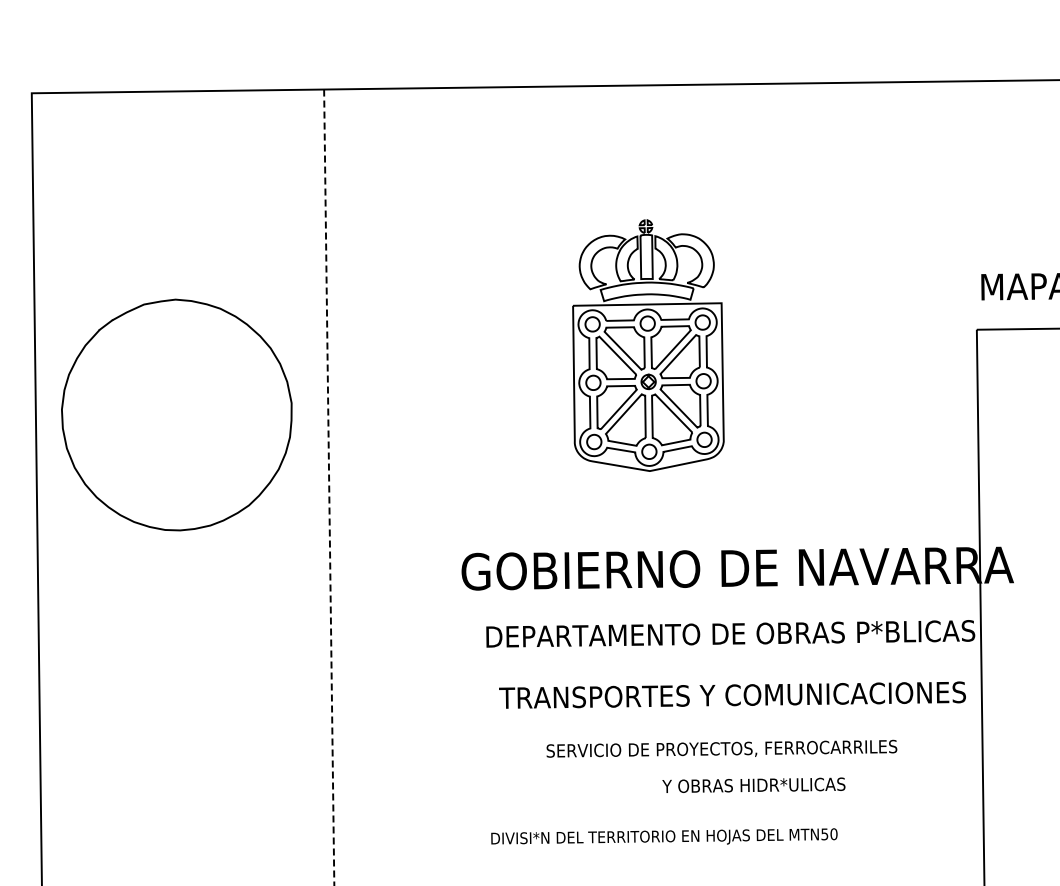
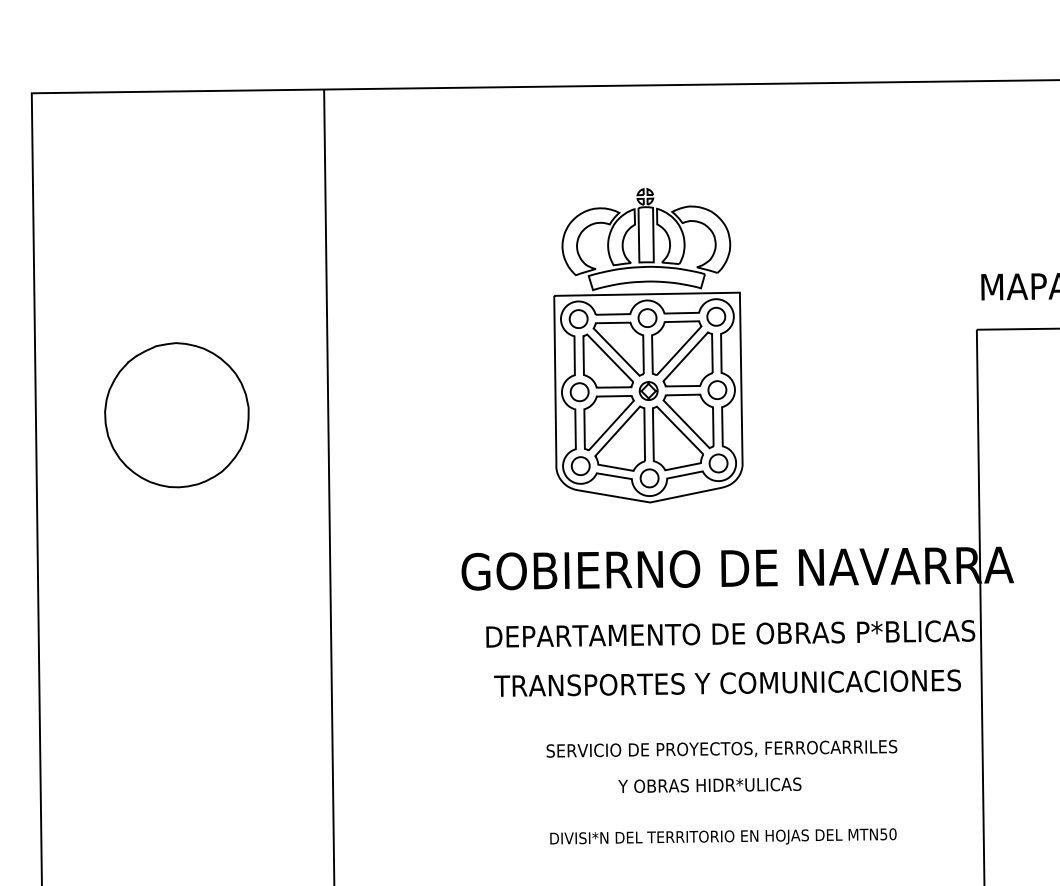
part size: 153x253 px -> 191x317 px (648, 345)
part size: 232x234 px -> 146x147 px (176, 415)
line: dashed -> solid (329, 487)
text position: (732, 694) -> (727, 682) (727, 682)
text position: (753, 784) -> (709, 784) (709, 784)
text position: (664, 836) -> (723, 836) (723, 836)
